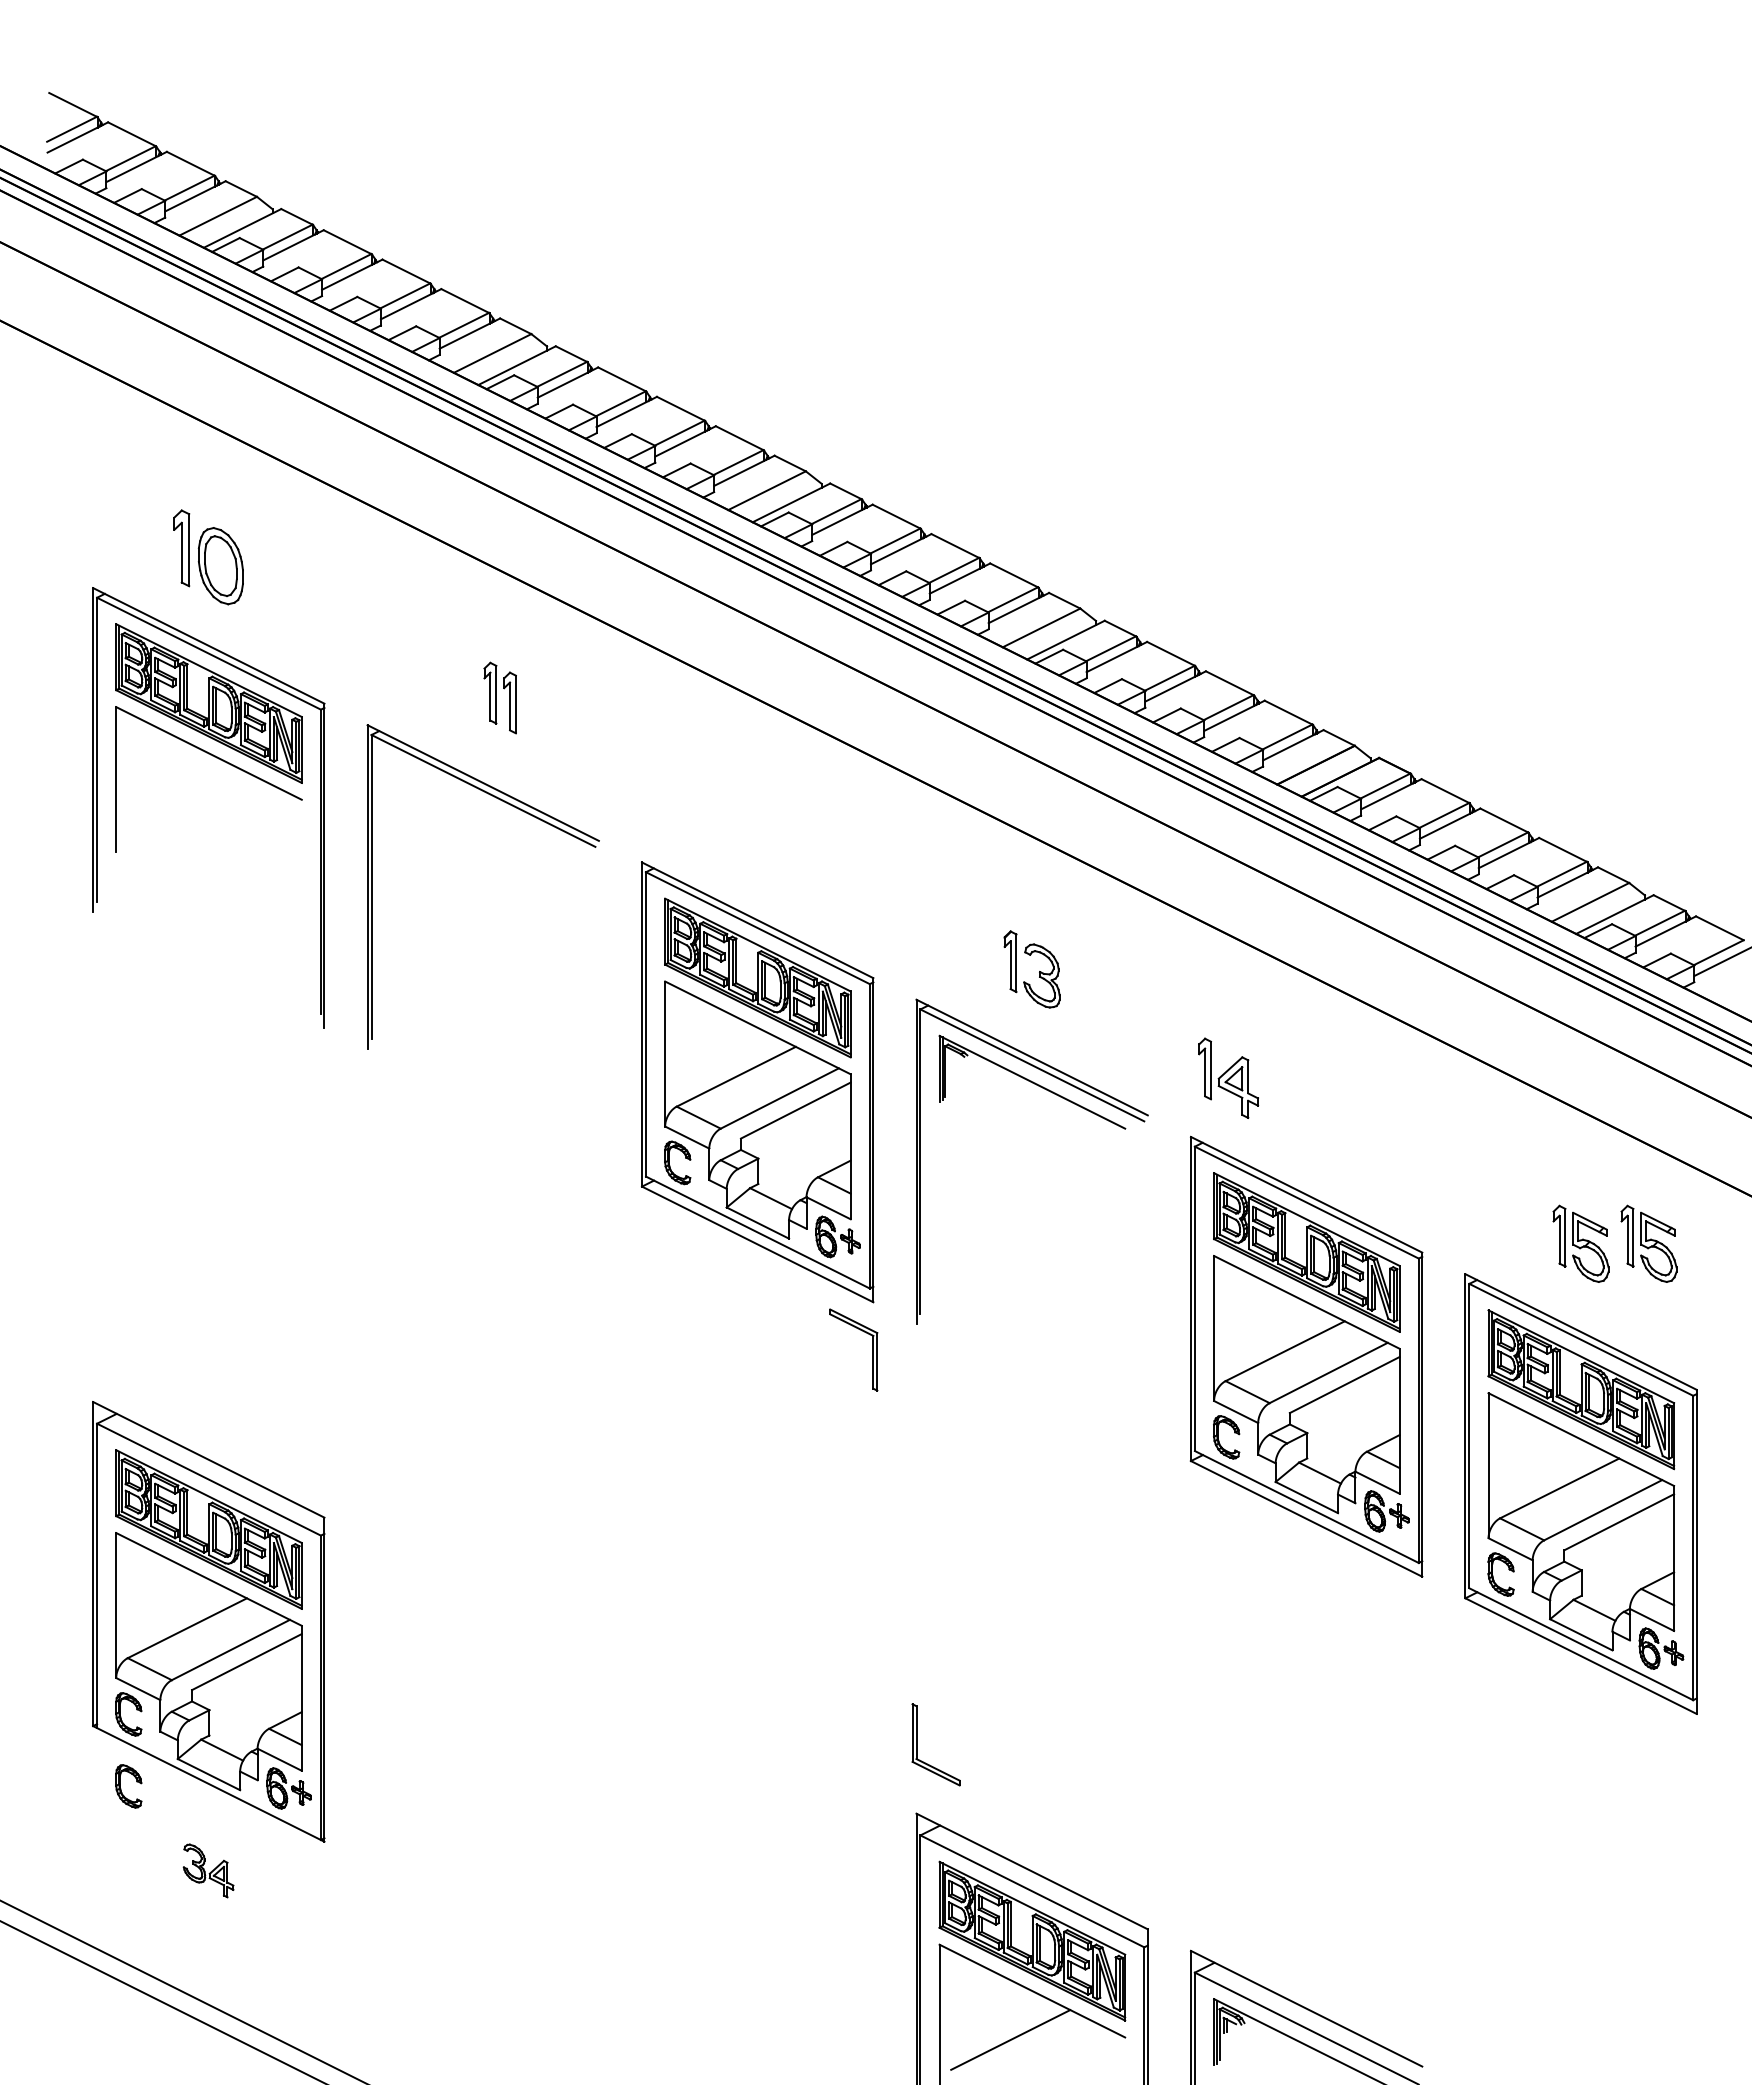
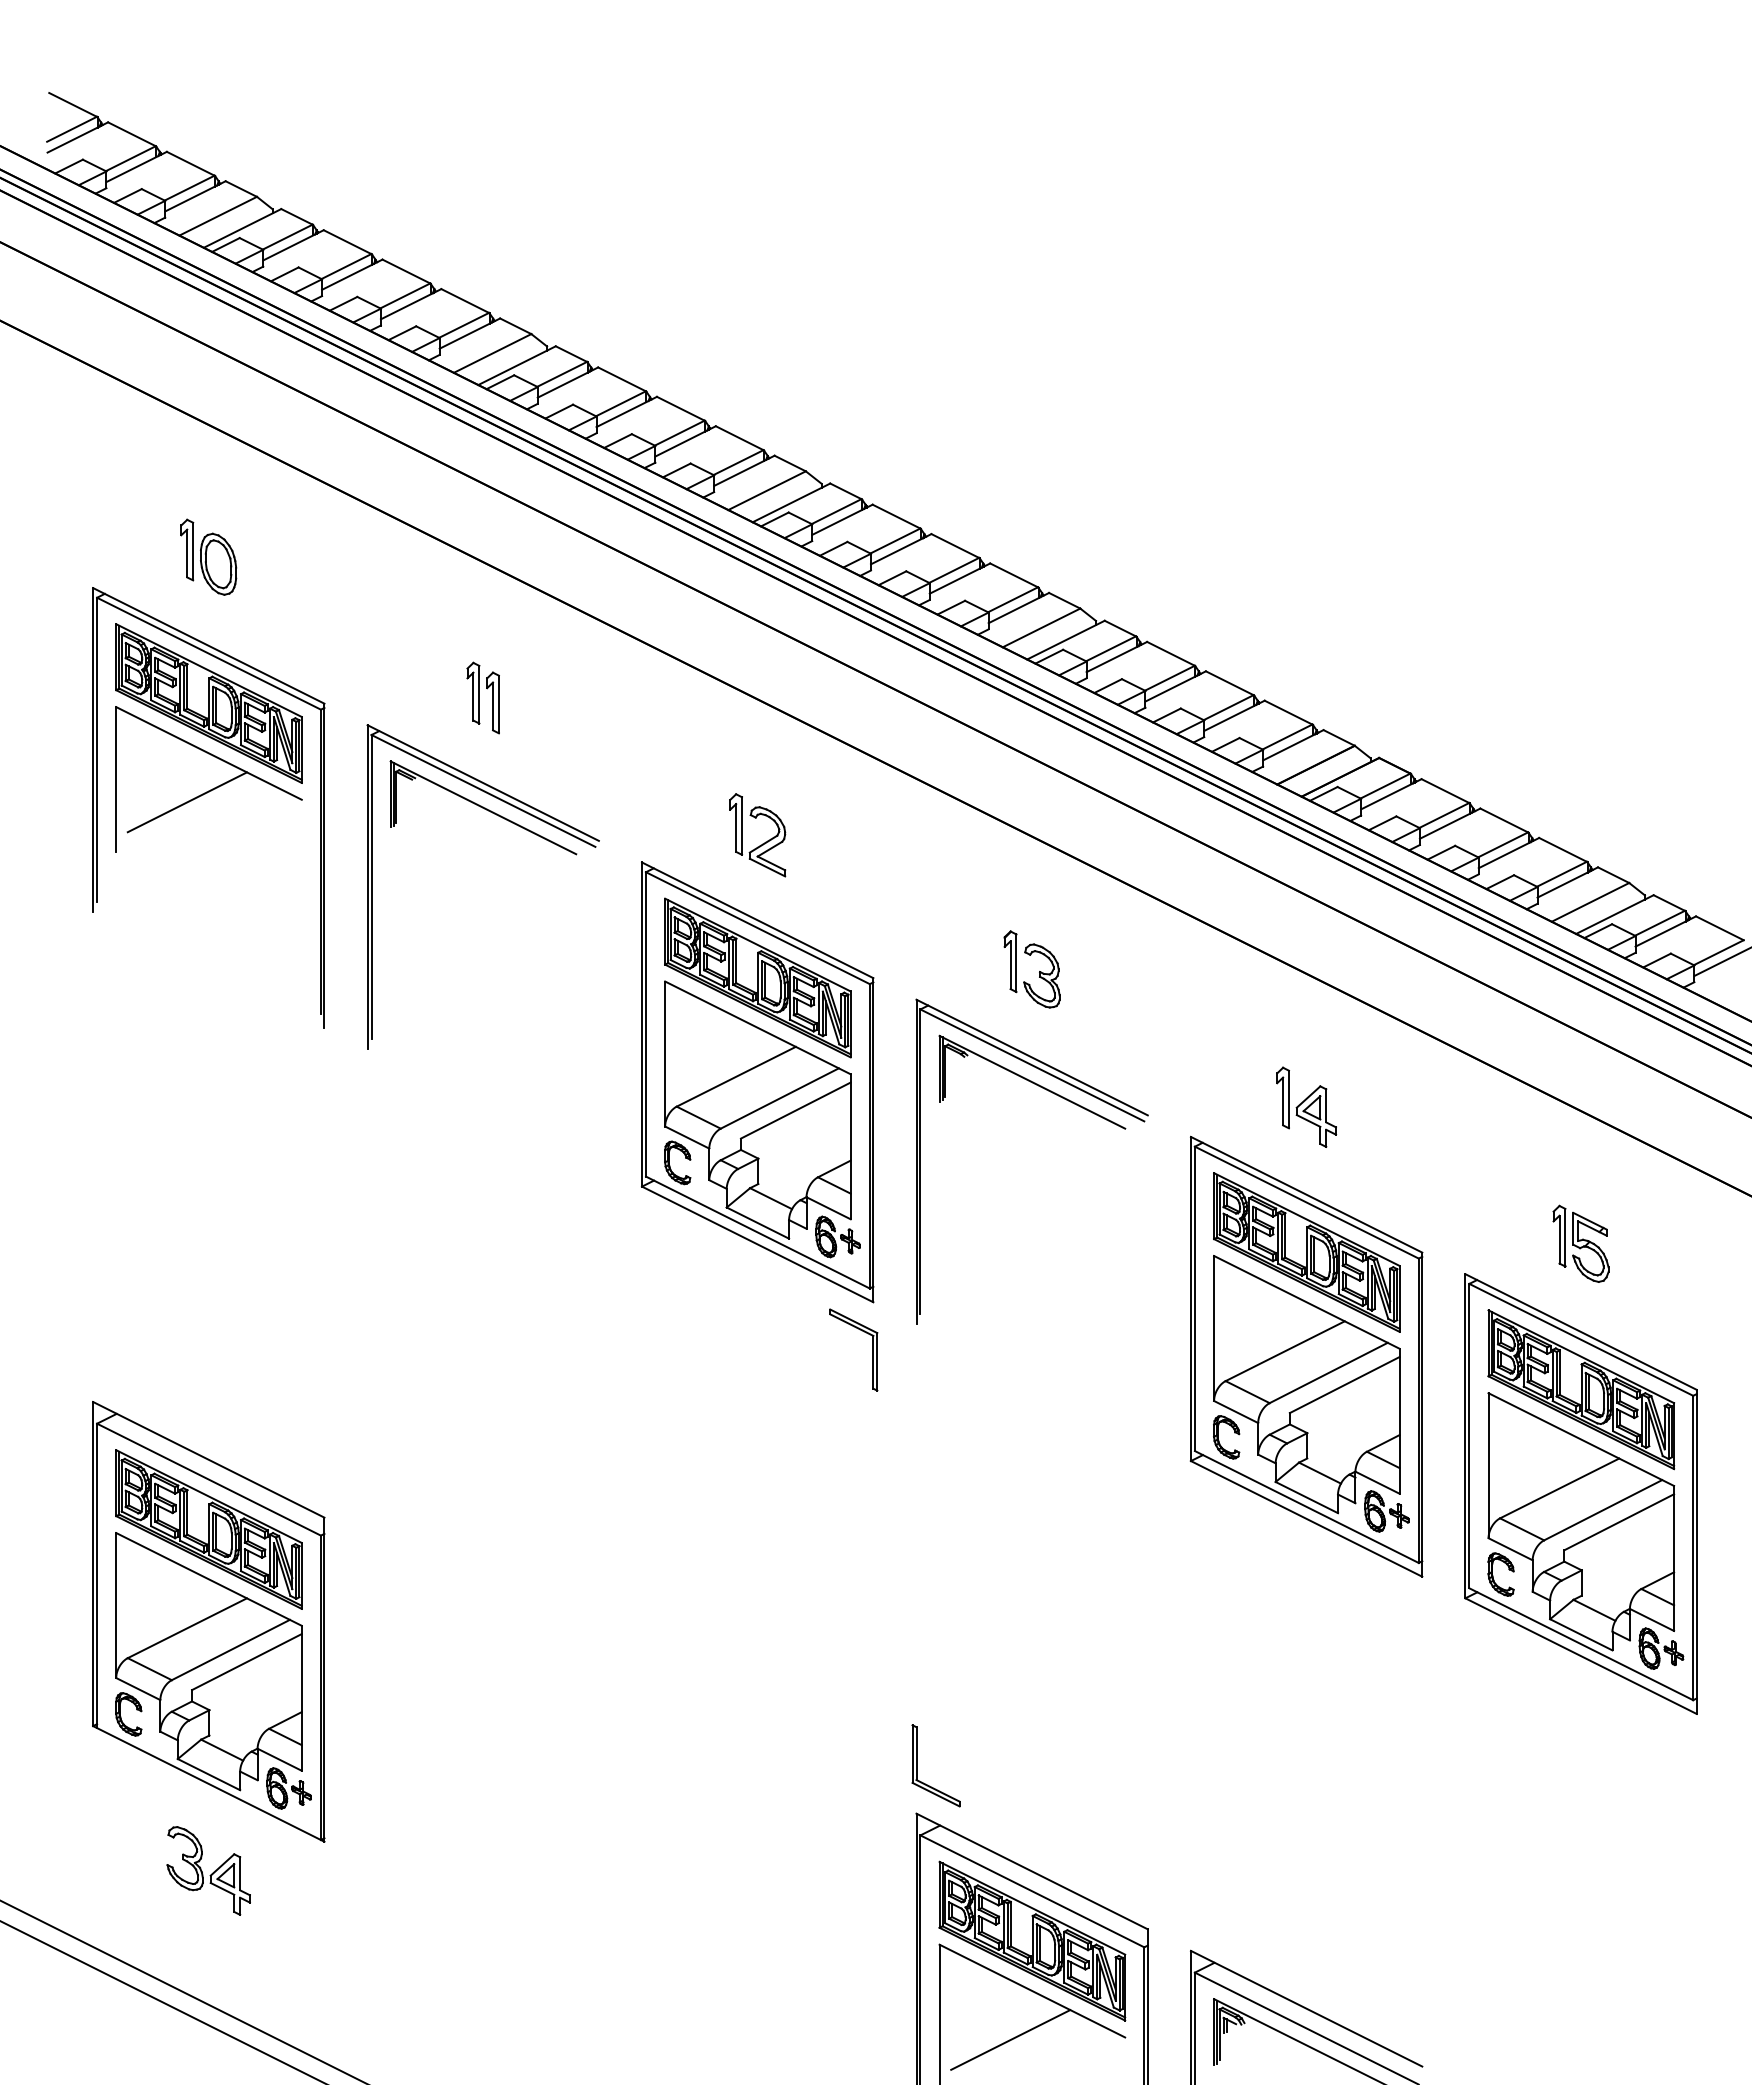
part size: 71x97 px -> 58x78 px (208, 556)
part position: (499, 697) -> (482, 697) (482, 697)
line: none -> present (186, 802)
part: none -> present (483, 807)
part: none -> present (762, 843)
part position: (1228, 1077) -> (1306, 1106) (1306, 1106)
part: present -> none (1648, 1243)
part position: (917, 1744) -> (917, 1765) (917, 1765)
part: present -> none (121, 1788)
part size: 53x56 px -> 85x90 px (208, 1870)
